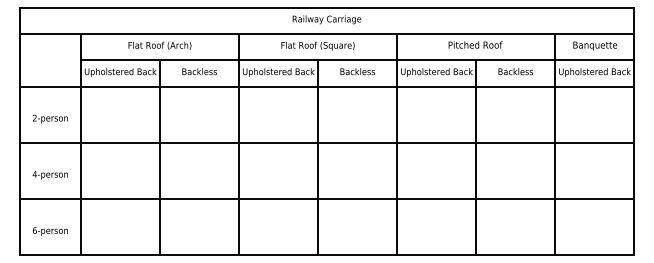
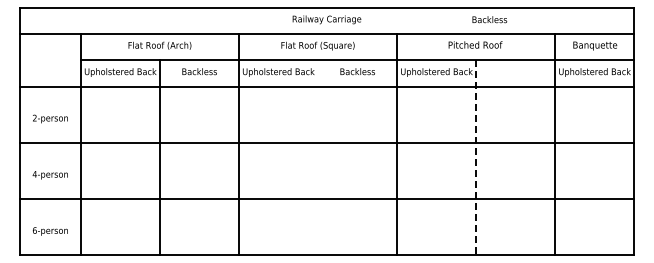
text position: (515, 71) -> (489, 19) (489, 19)
line: present -> none (318, 157)
line: solid -> dashed (476, 158)
